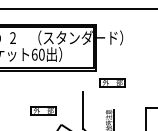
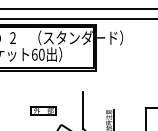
line: none -> present (78, 19)
part: present -> none (112, 82)
